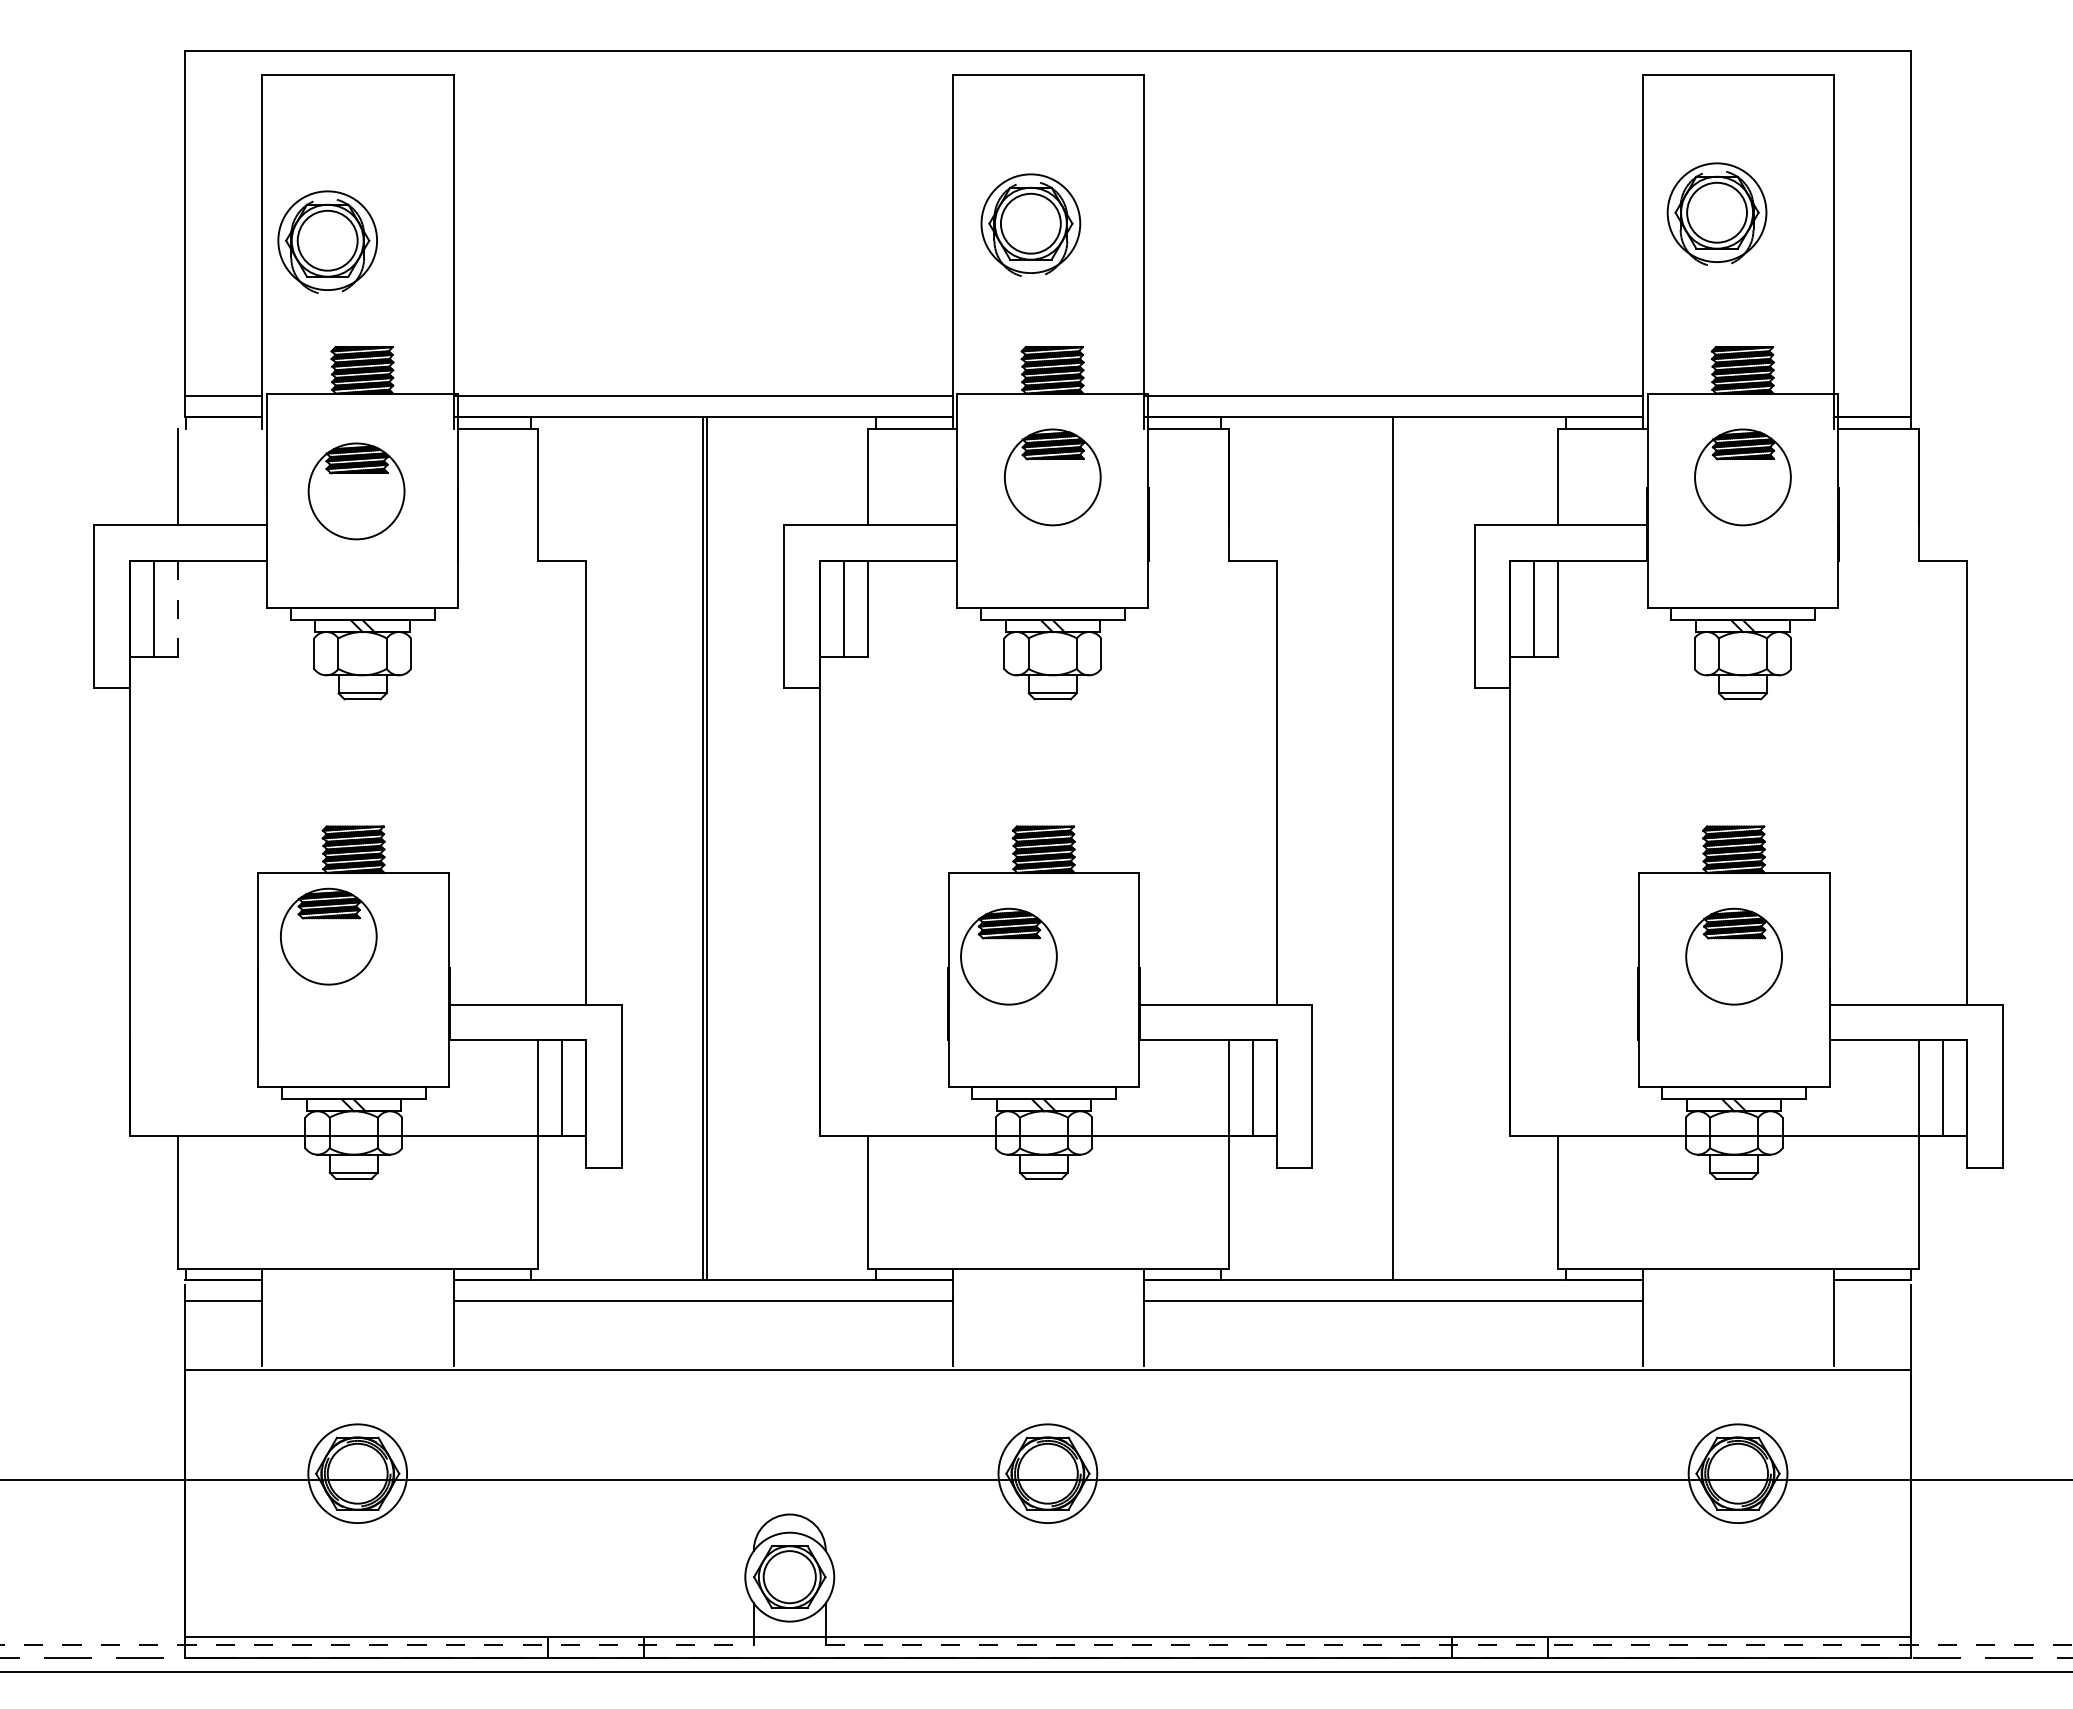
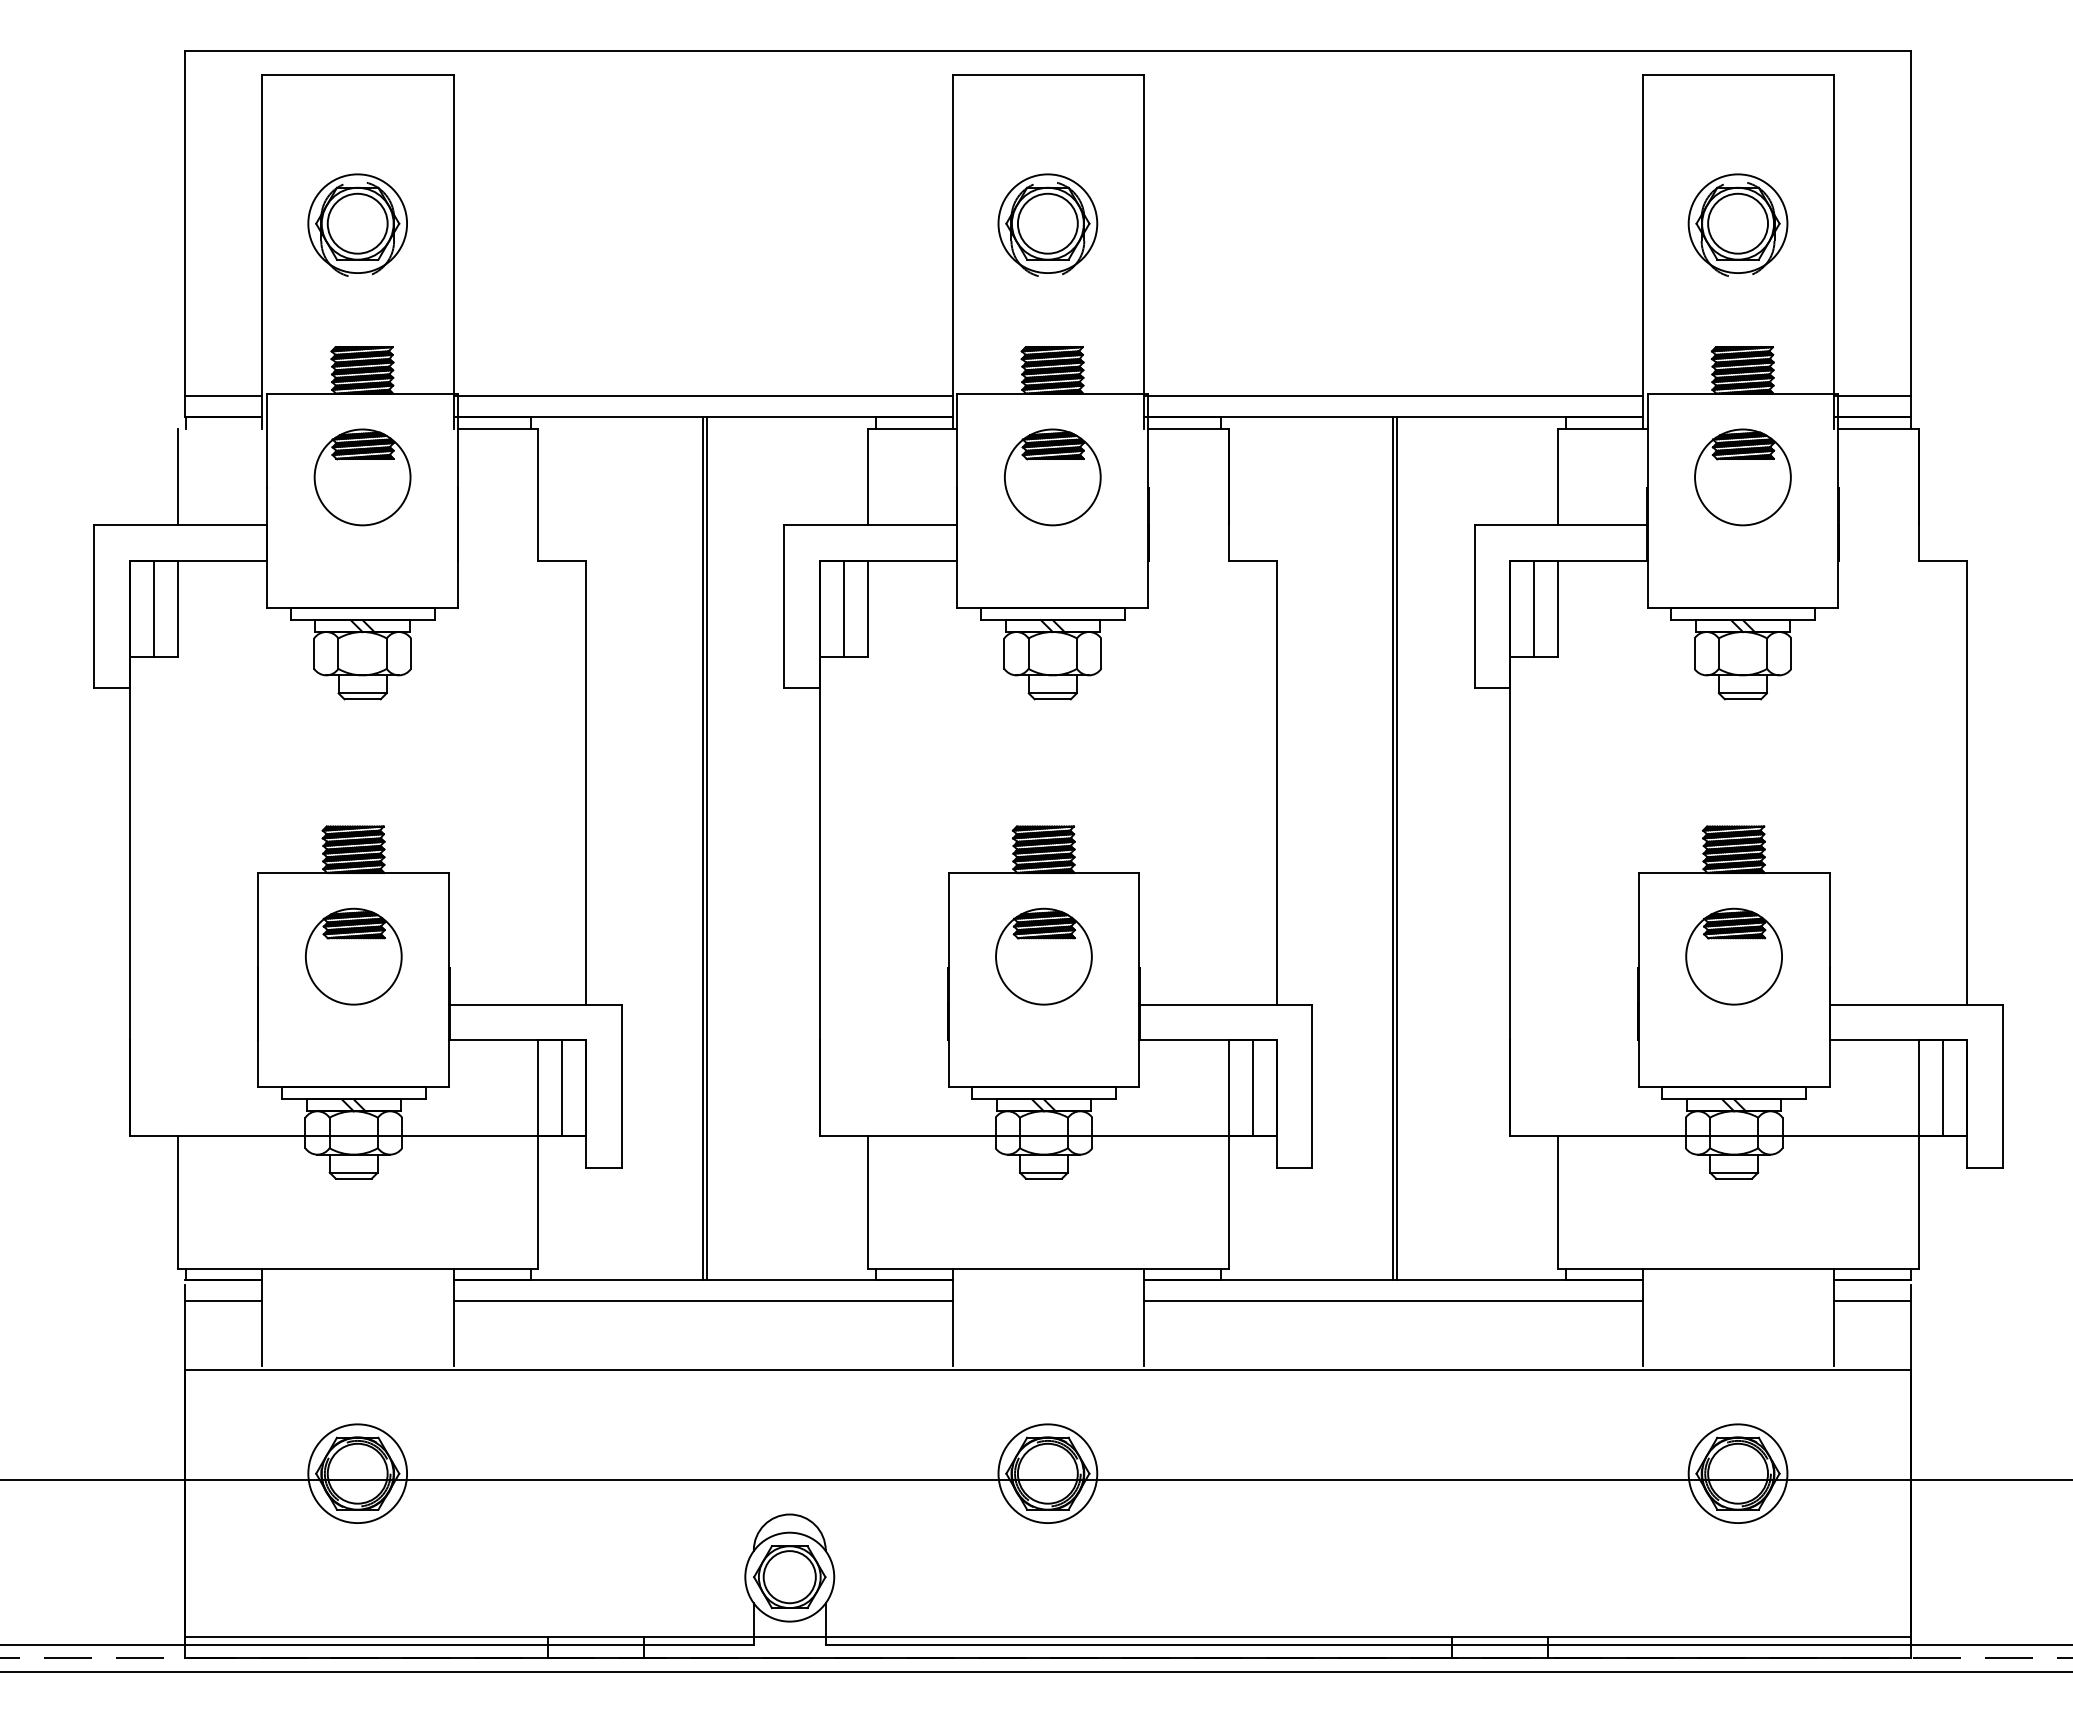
part position: (1716, 213) -> (1737, 224) (1737, 224)
part position: (1030, 224) -> (1047, 224) (1047, 224)
part position: (327, 241) -> (357, 224) (357, 224)
line: none -> present (1872, 396)
part position: (356, 491) -> (362, 477) (362, 477)
line: dashed -> solid (177, 609)
line: none -> present (1397, 848)
part position: (328, 936) -> (353, 956) (353, 956)
part position: (1008, 956) -> (1043, 956) (1043, 956)
line: none -> present (1872, 1301)
line: dashed -> solid (377, 1645)
line: dashed -> solid (1449, 1645)
